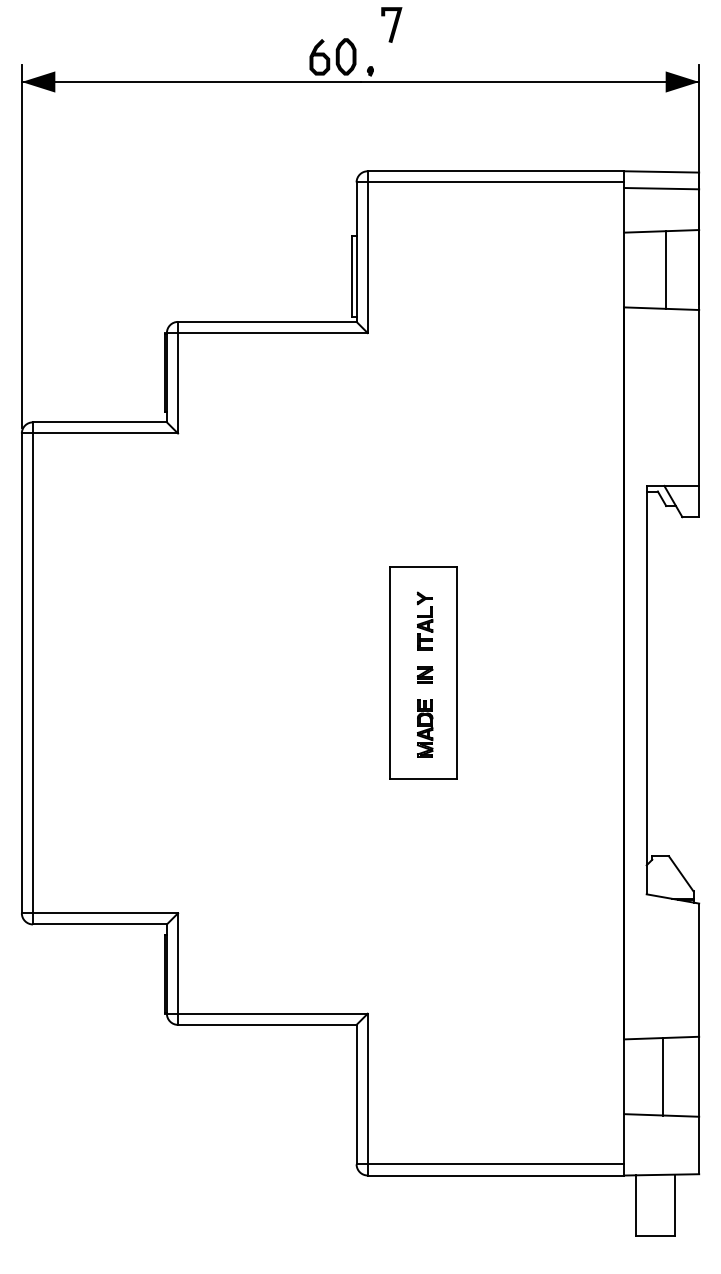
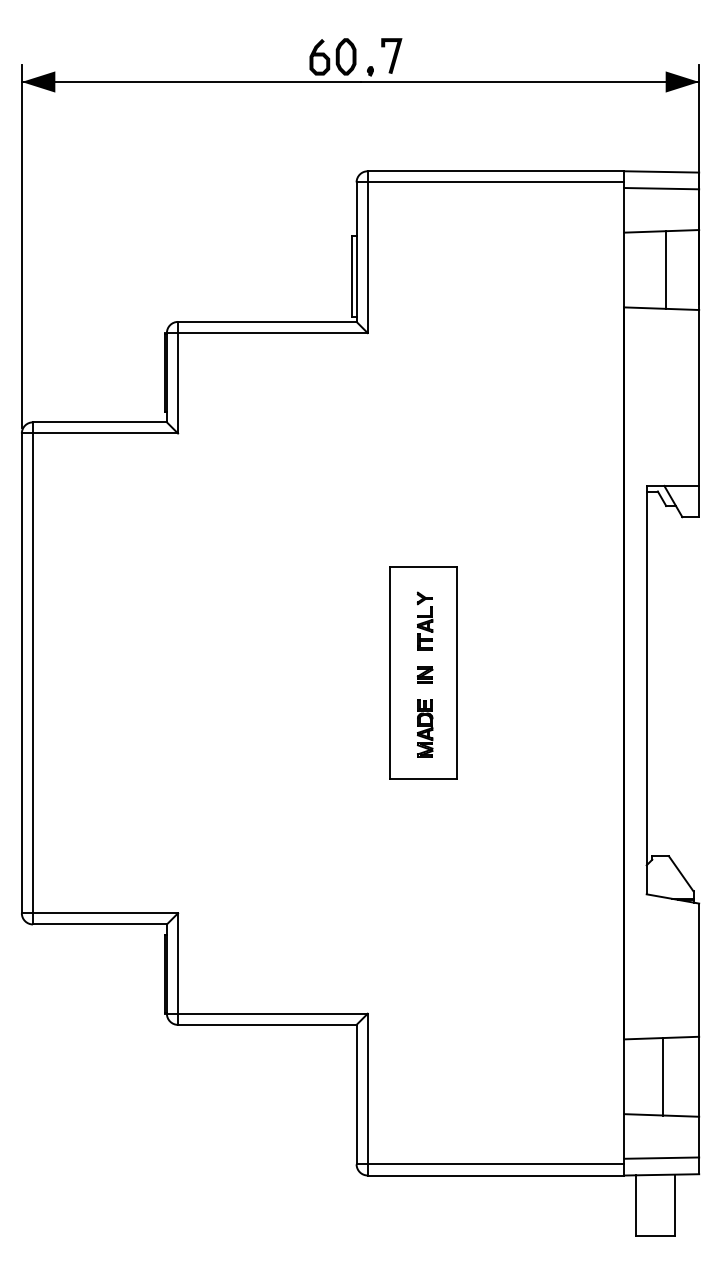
line position: (393, 24) -> (393, 55) (393, 55)
line: none -> present (661, 1157)
